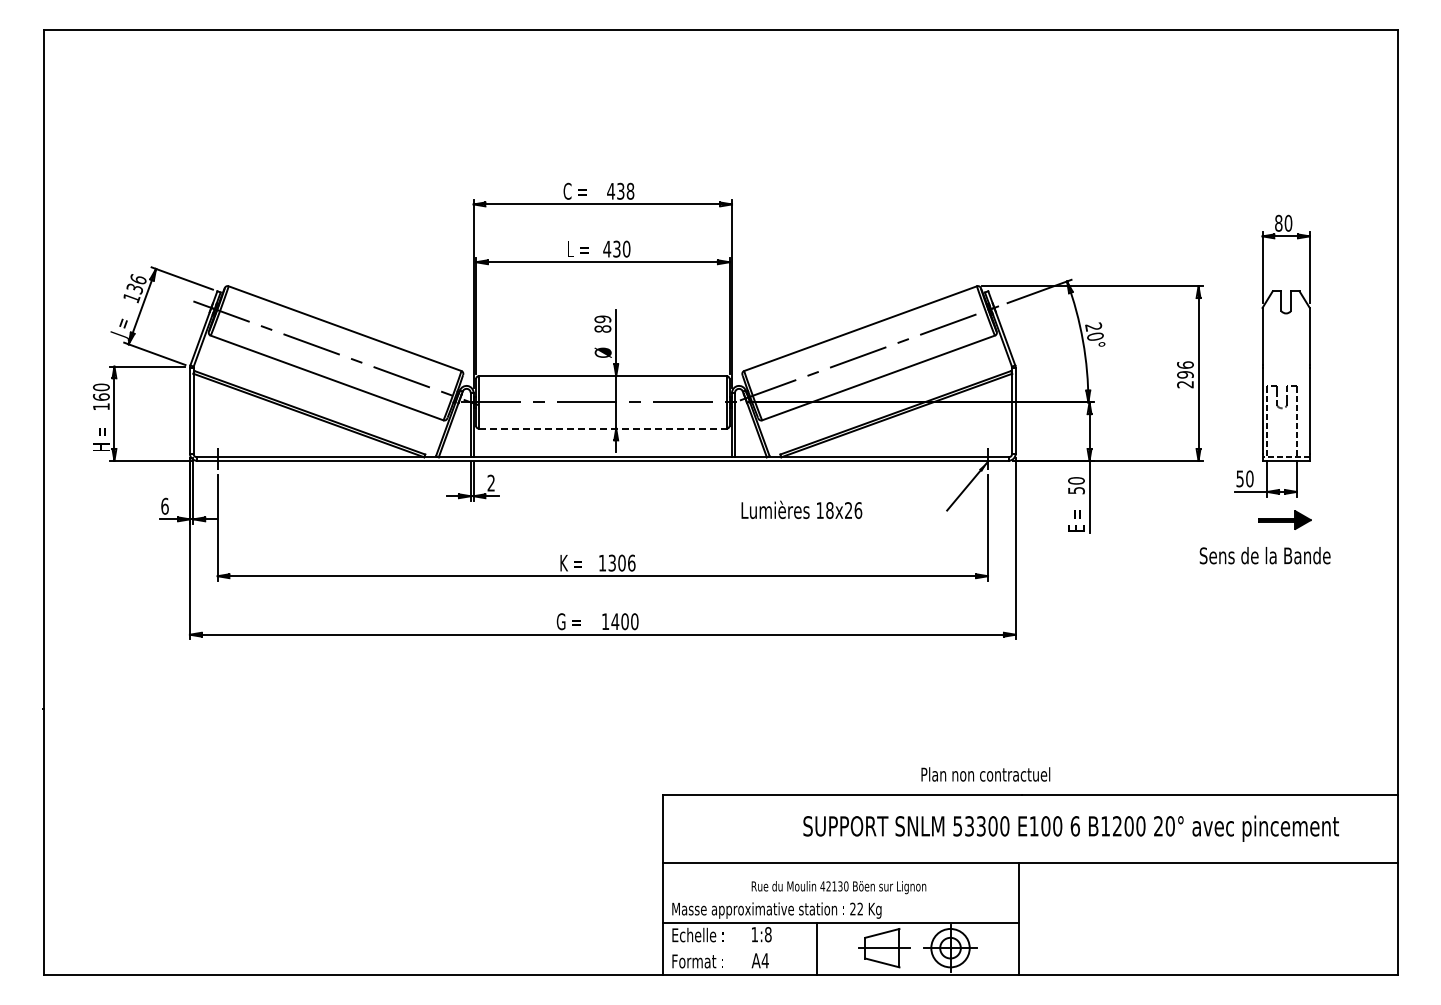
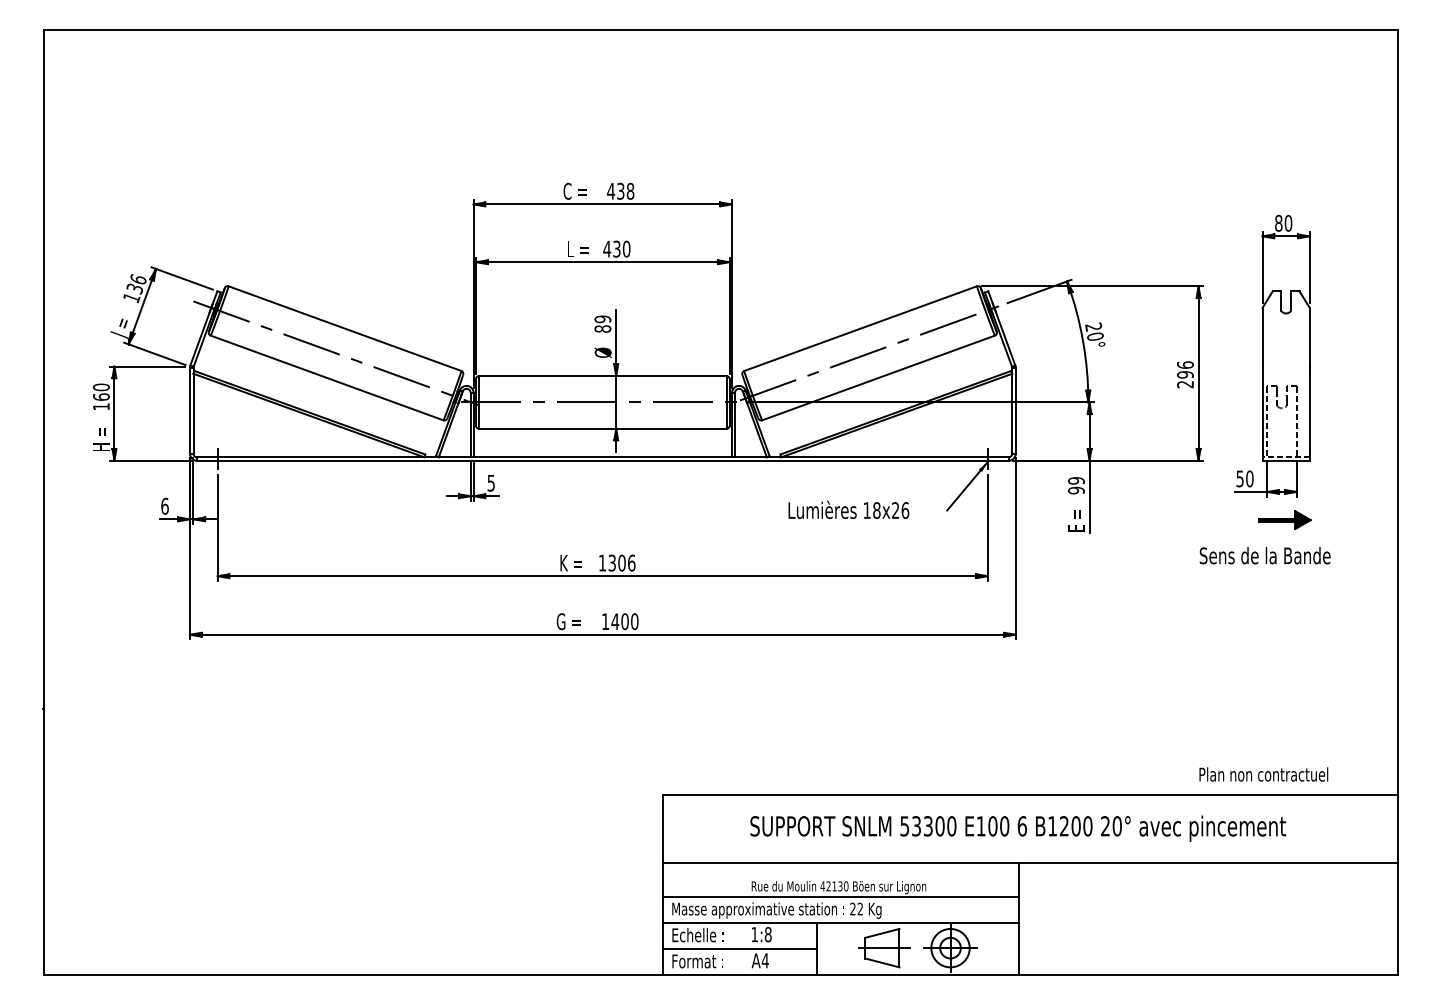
line: dashed -> solid (602, 428)
text: 2 -> 5 (490, 482)
text: 50 -> 99 (1076, 485)
text position: (801, 509) -> (848, 509) (848, 509)
text position: (985, 774) -> (1263, 774) (1263, 774)
text position: (1070, 828) -> (1017, 828) (1017, 828)
line: none -> present (840, 896)
line: none -> present (740, 948)
